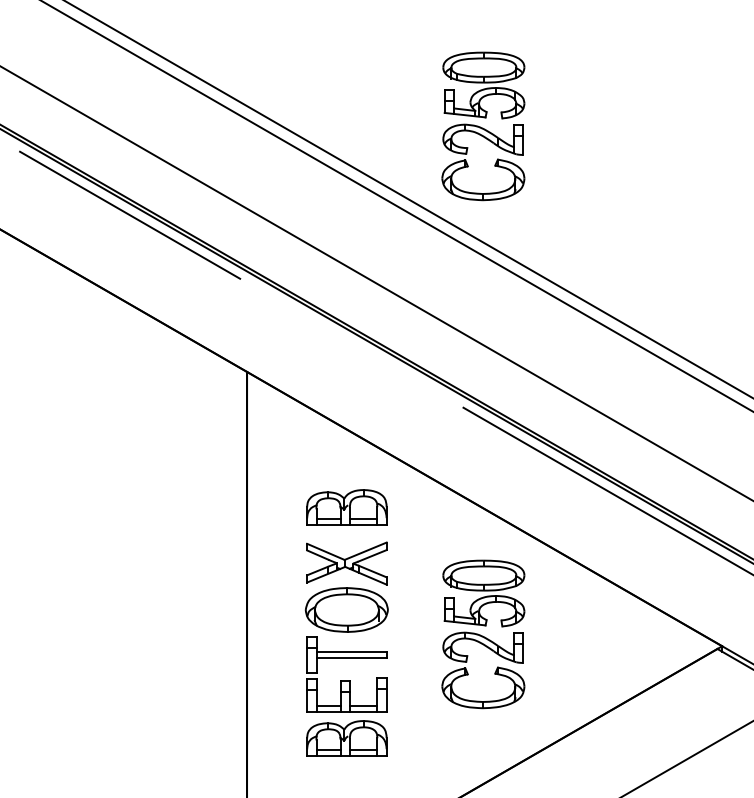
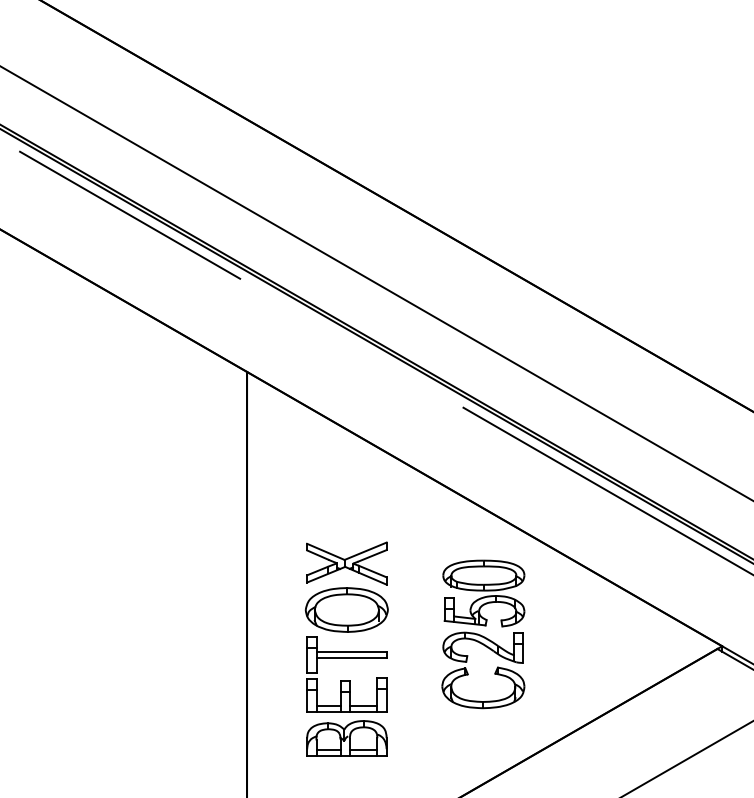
part: present -> none (483, 126)
line position: (408, 199) -> (396, 206) (396, 206)
part: present -> none (346, 507)
